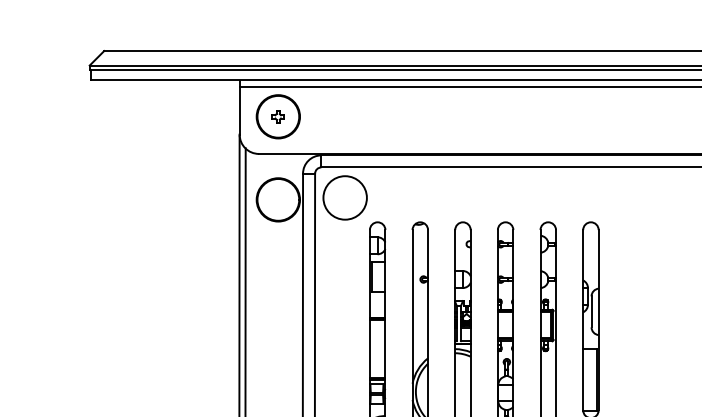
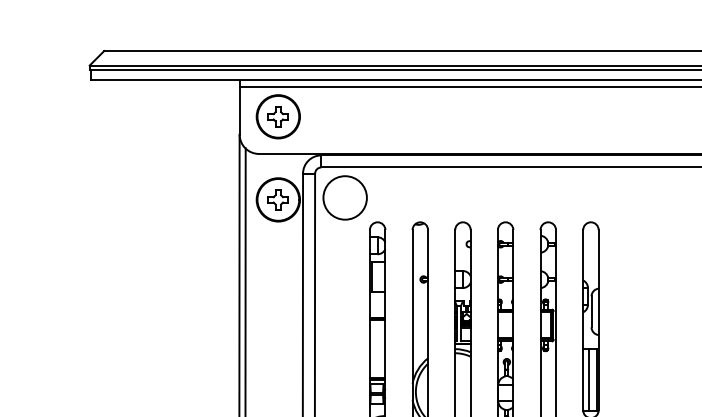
part size: 14x14 px -> 22x22 px (277, 116)
part: none -> present (277, 199)
line: none -> present (589, 379)
